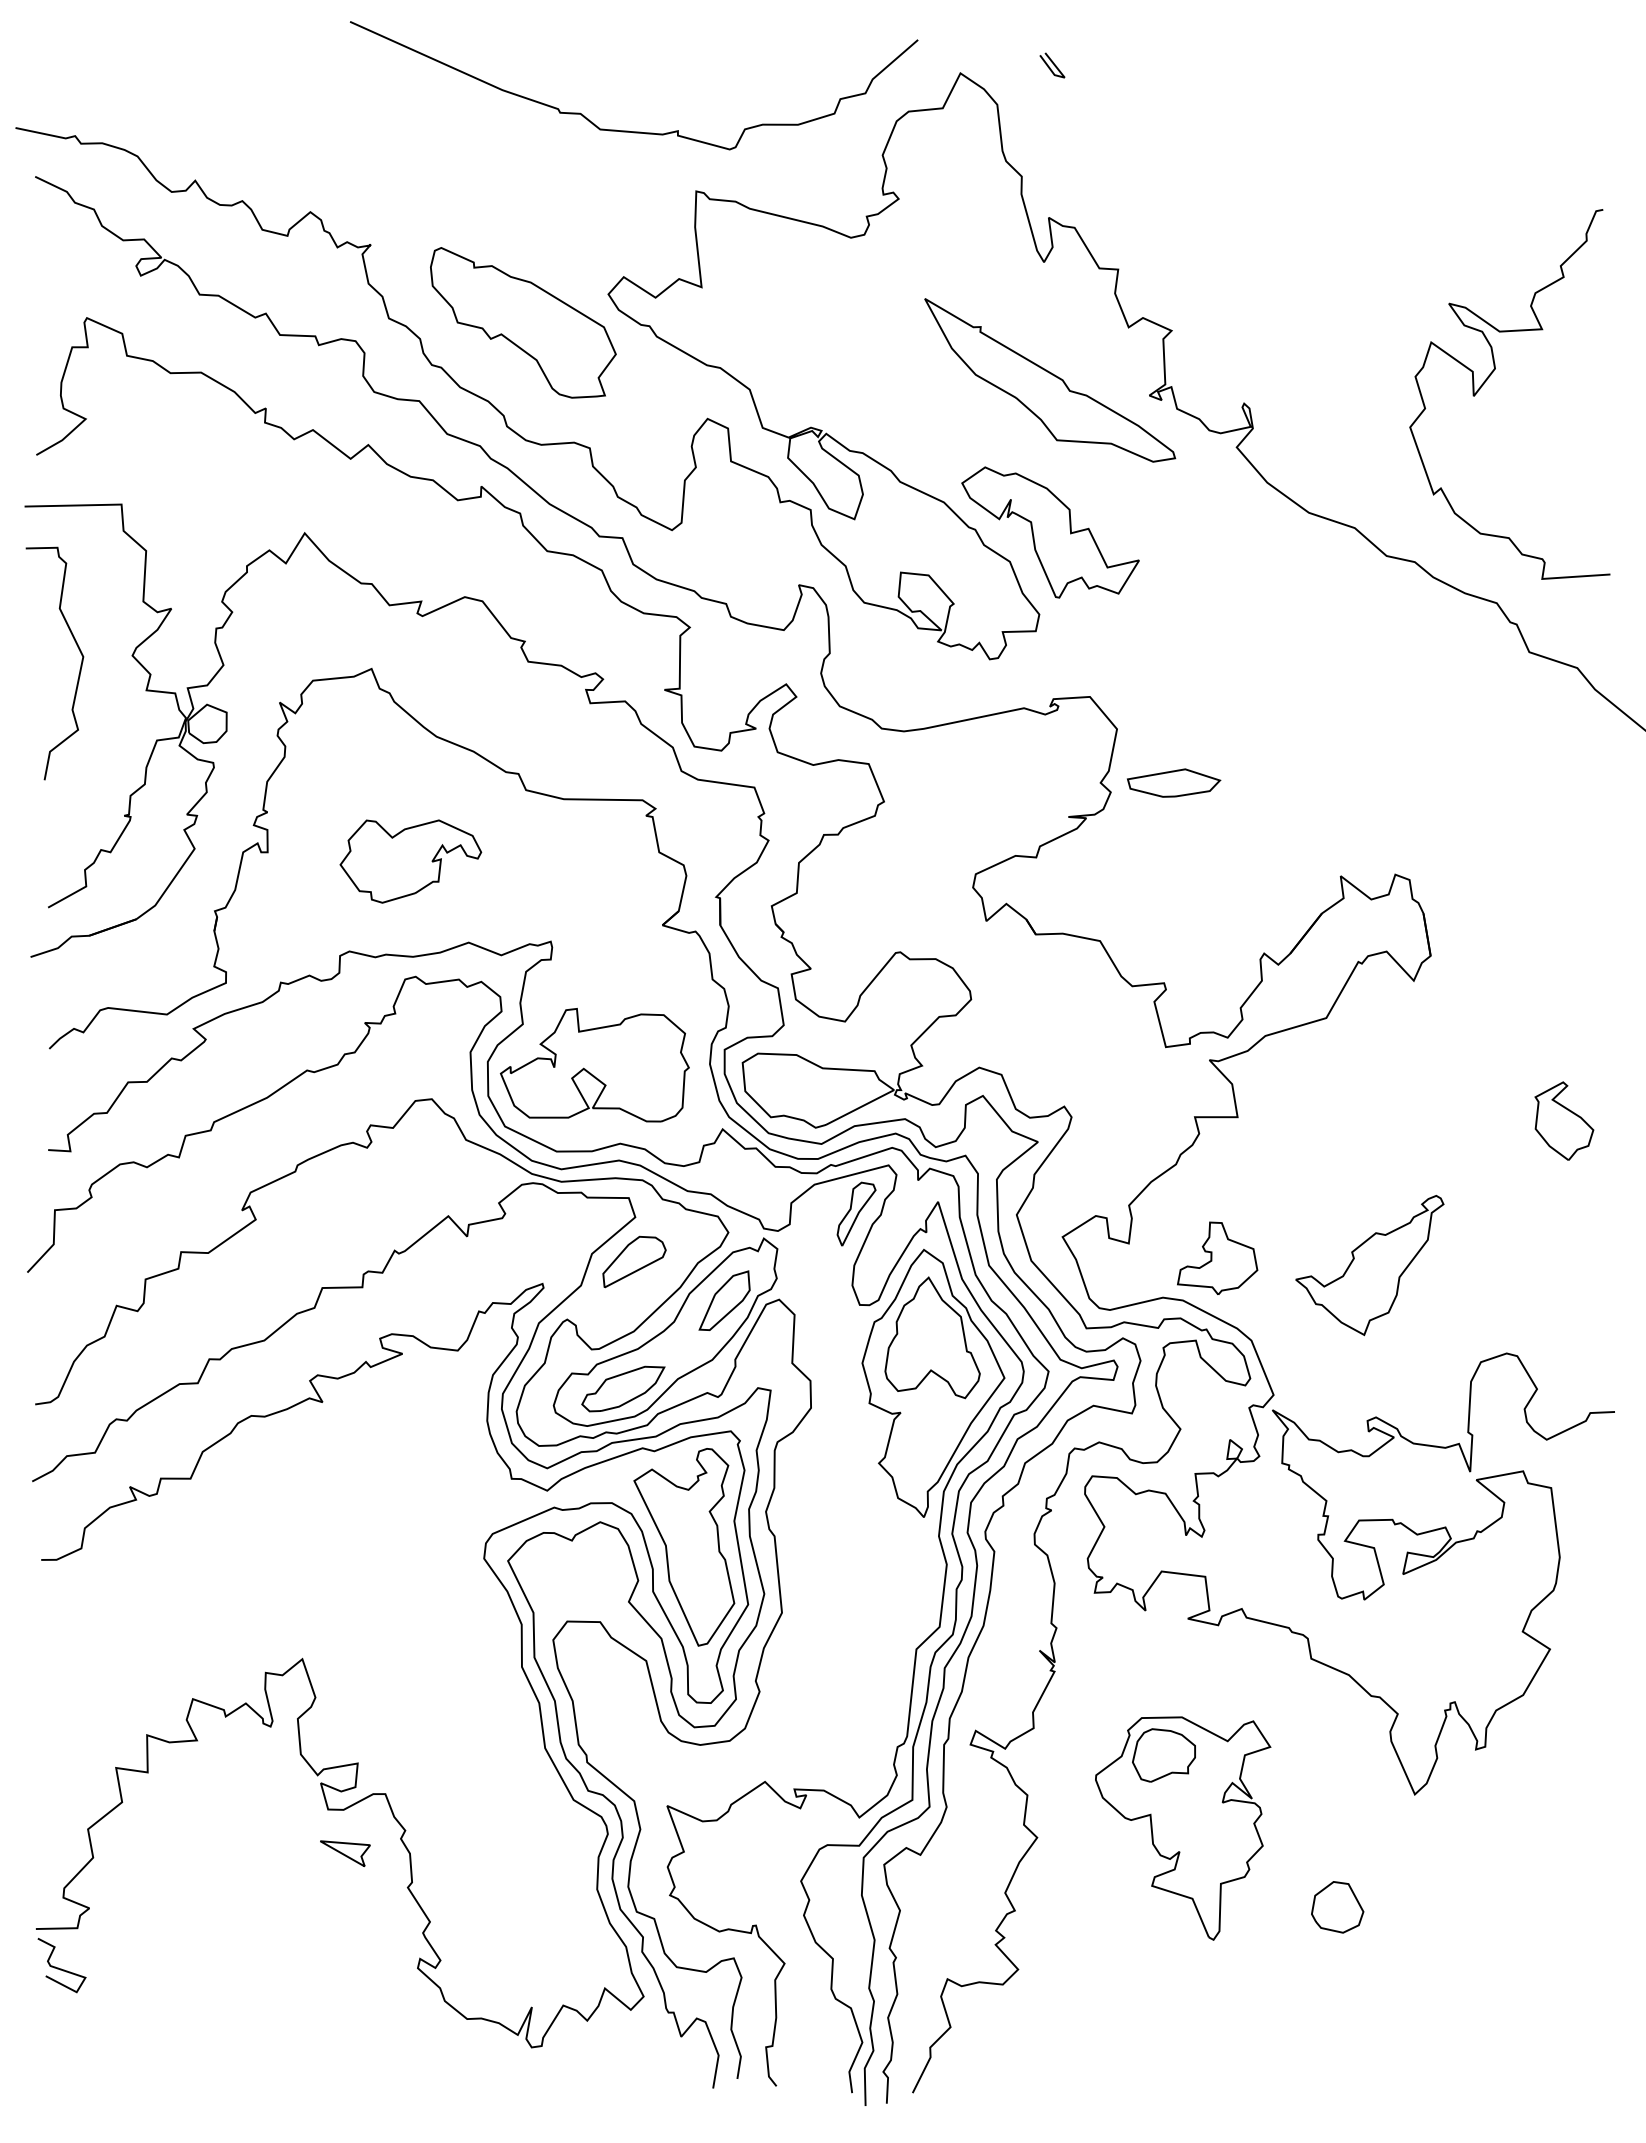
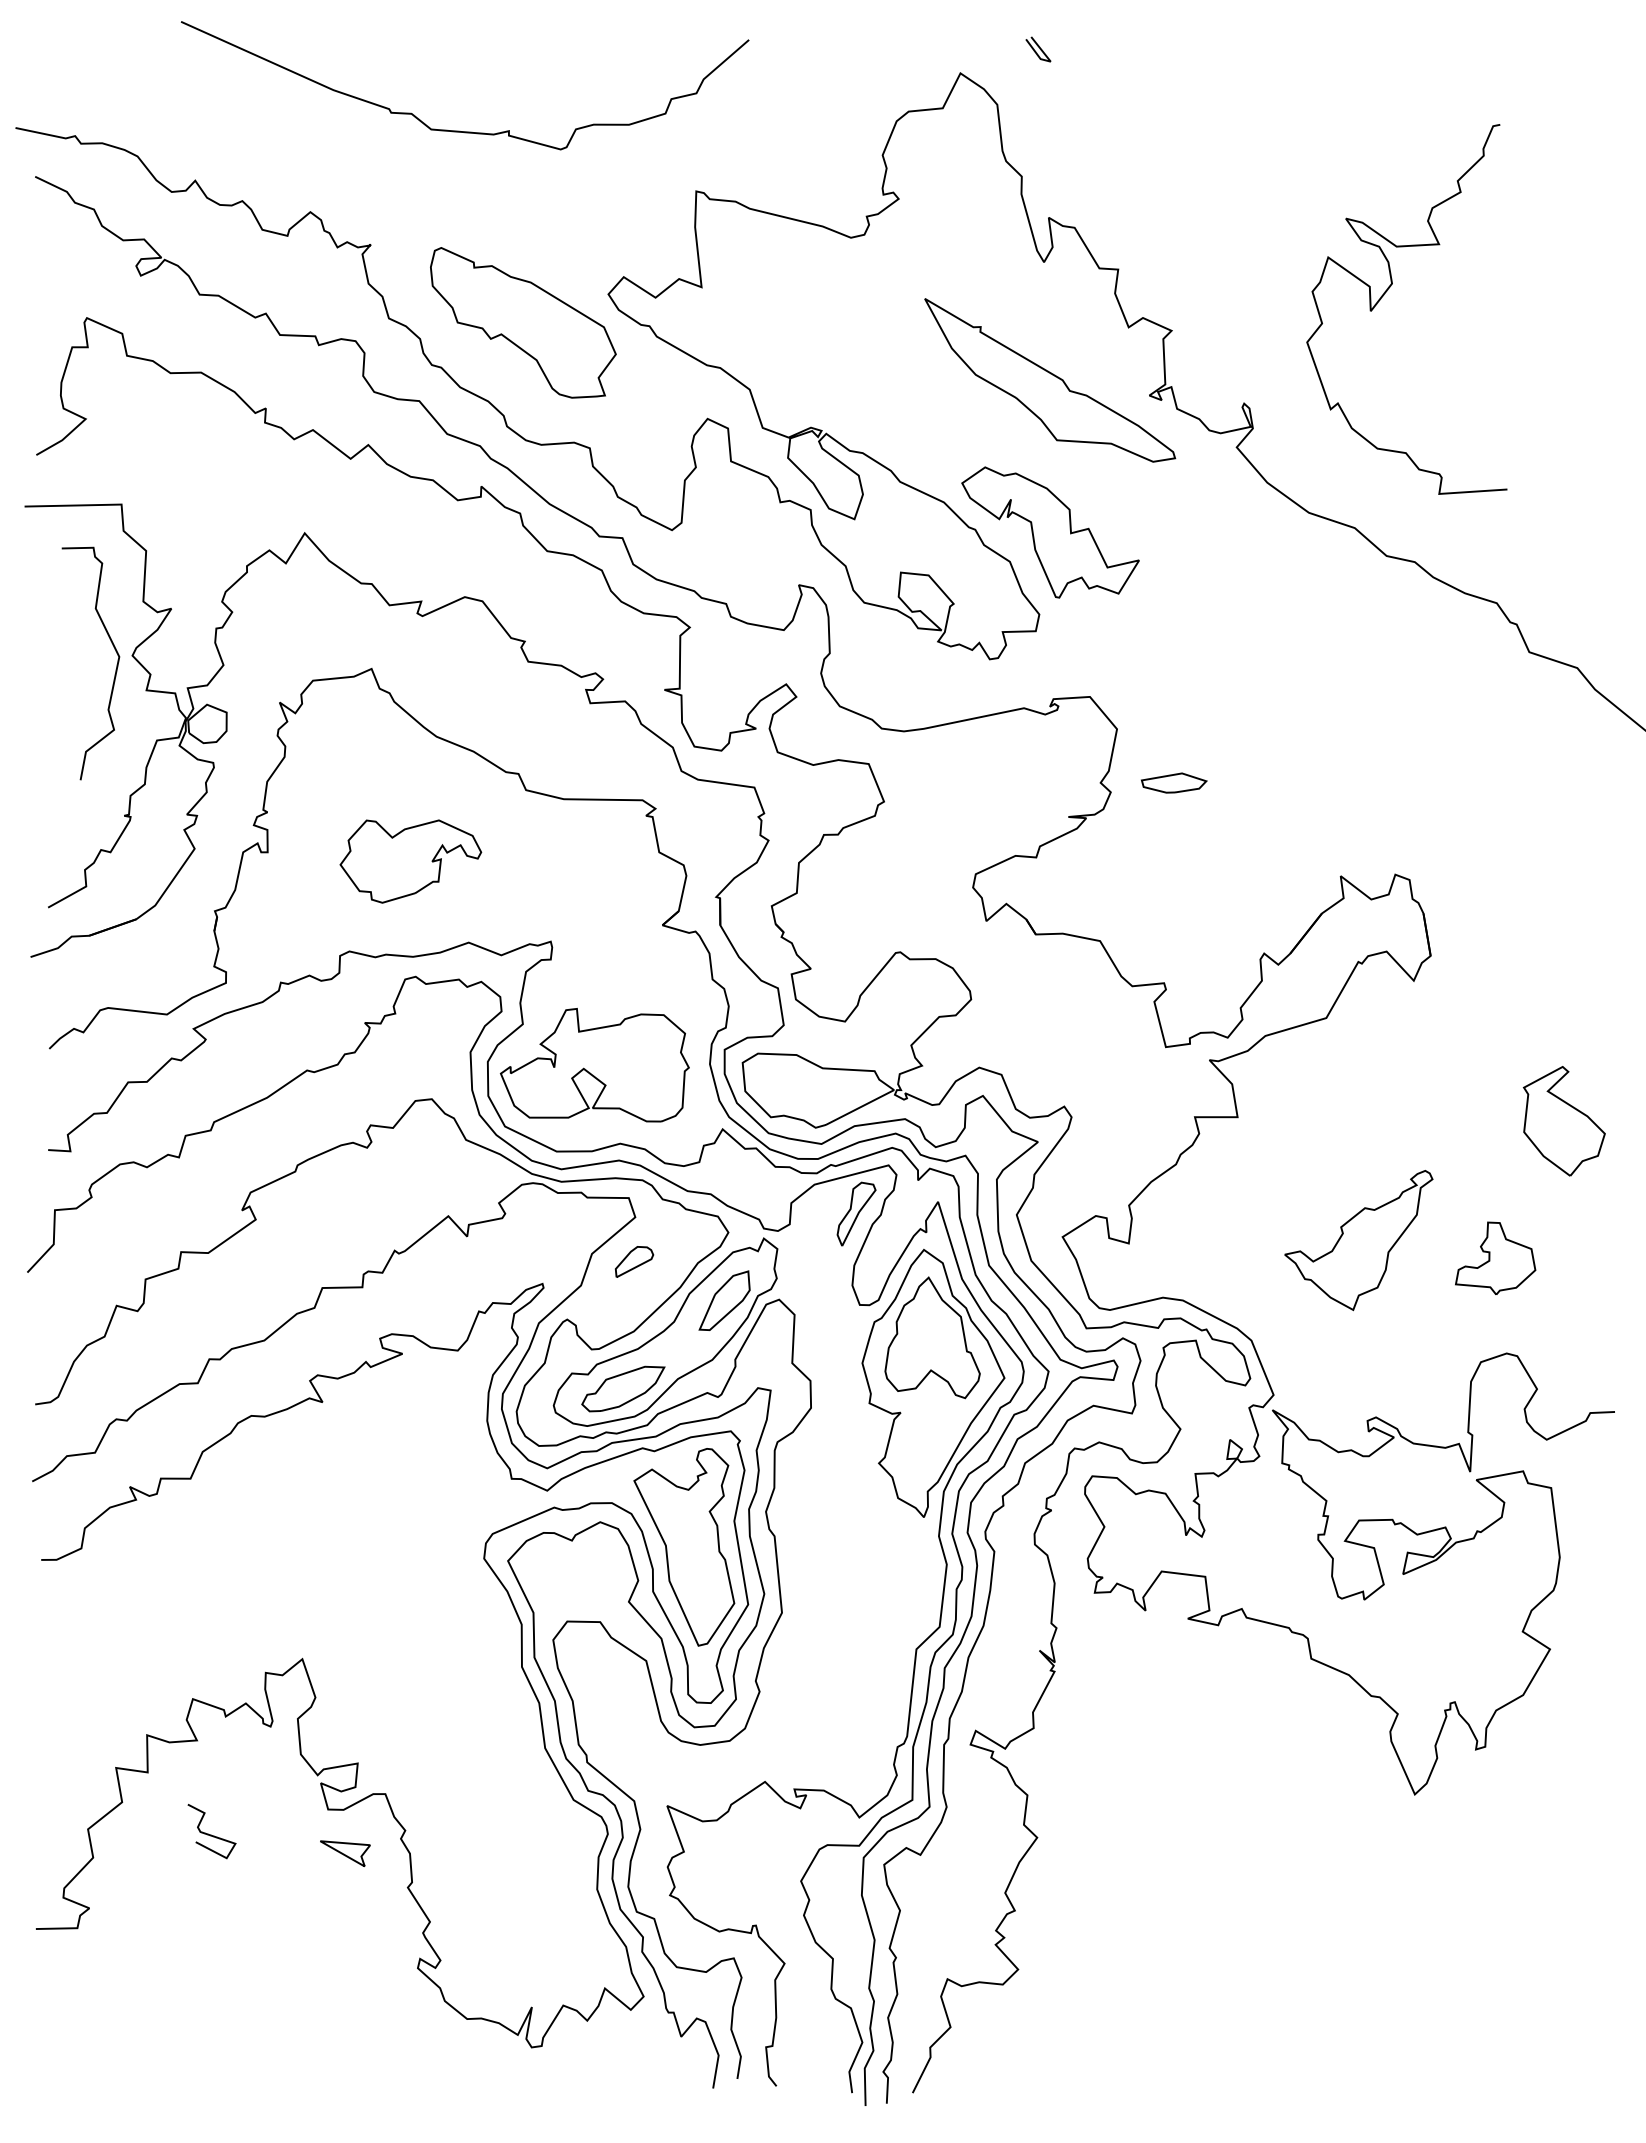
line position: (1053, 65) -> (1039, 49) (1039, 49)
curve position: (628, 130) -> (459, 130) (459, 130)
curve position: (1487, 380) -> (1384, 295) (1384, 295)
curve position: (79, 669) -> (115, 669) (115, 669)
part size: 95x30 px -> 67x22 px (1174, 782)
part size: 61x80 px -> 84x111 px (1563, 1121)
part position: (1217, 1257) -> (1495, 1257) (1495, 1257)
part size: 65x54 px -> 41x32 px (634, 1261)
part position: (1369, 1265) -> (1358, 1240) (1358, 1240)
part: present -> none (1183, 1828)
part: present -> none (1337, 1907)
curve position: (61, 1968) -> (211, 1834) (211, 1834)
